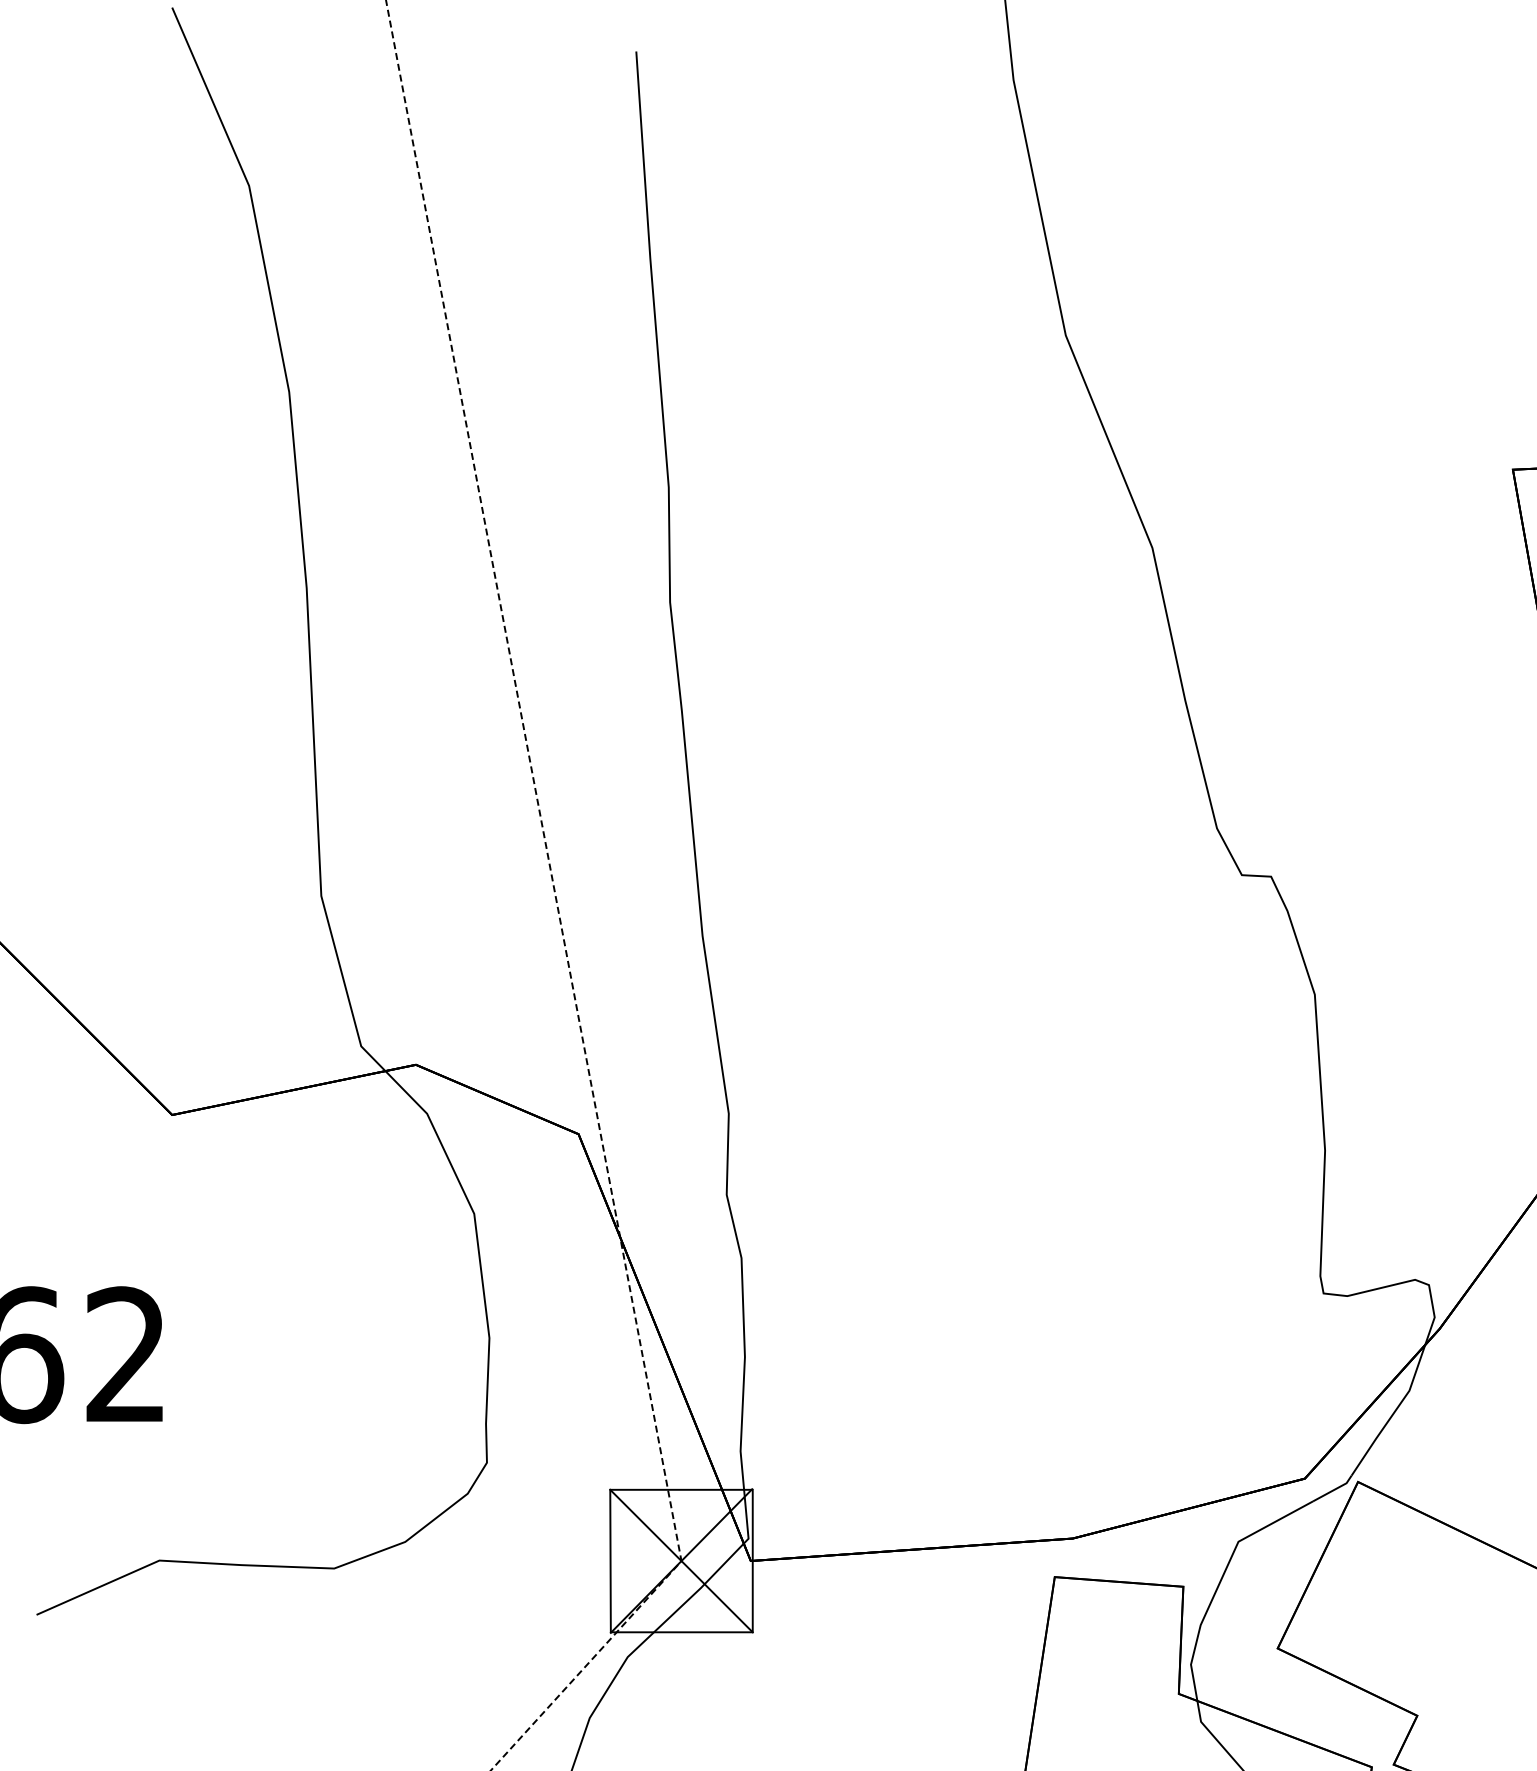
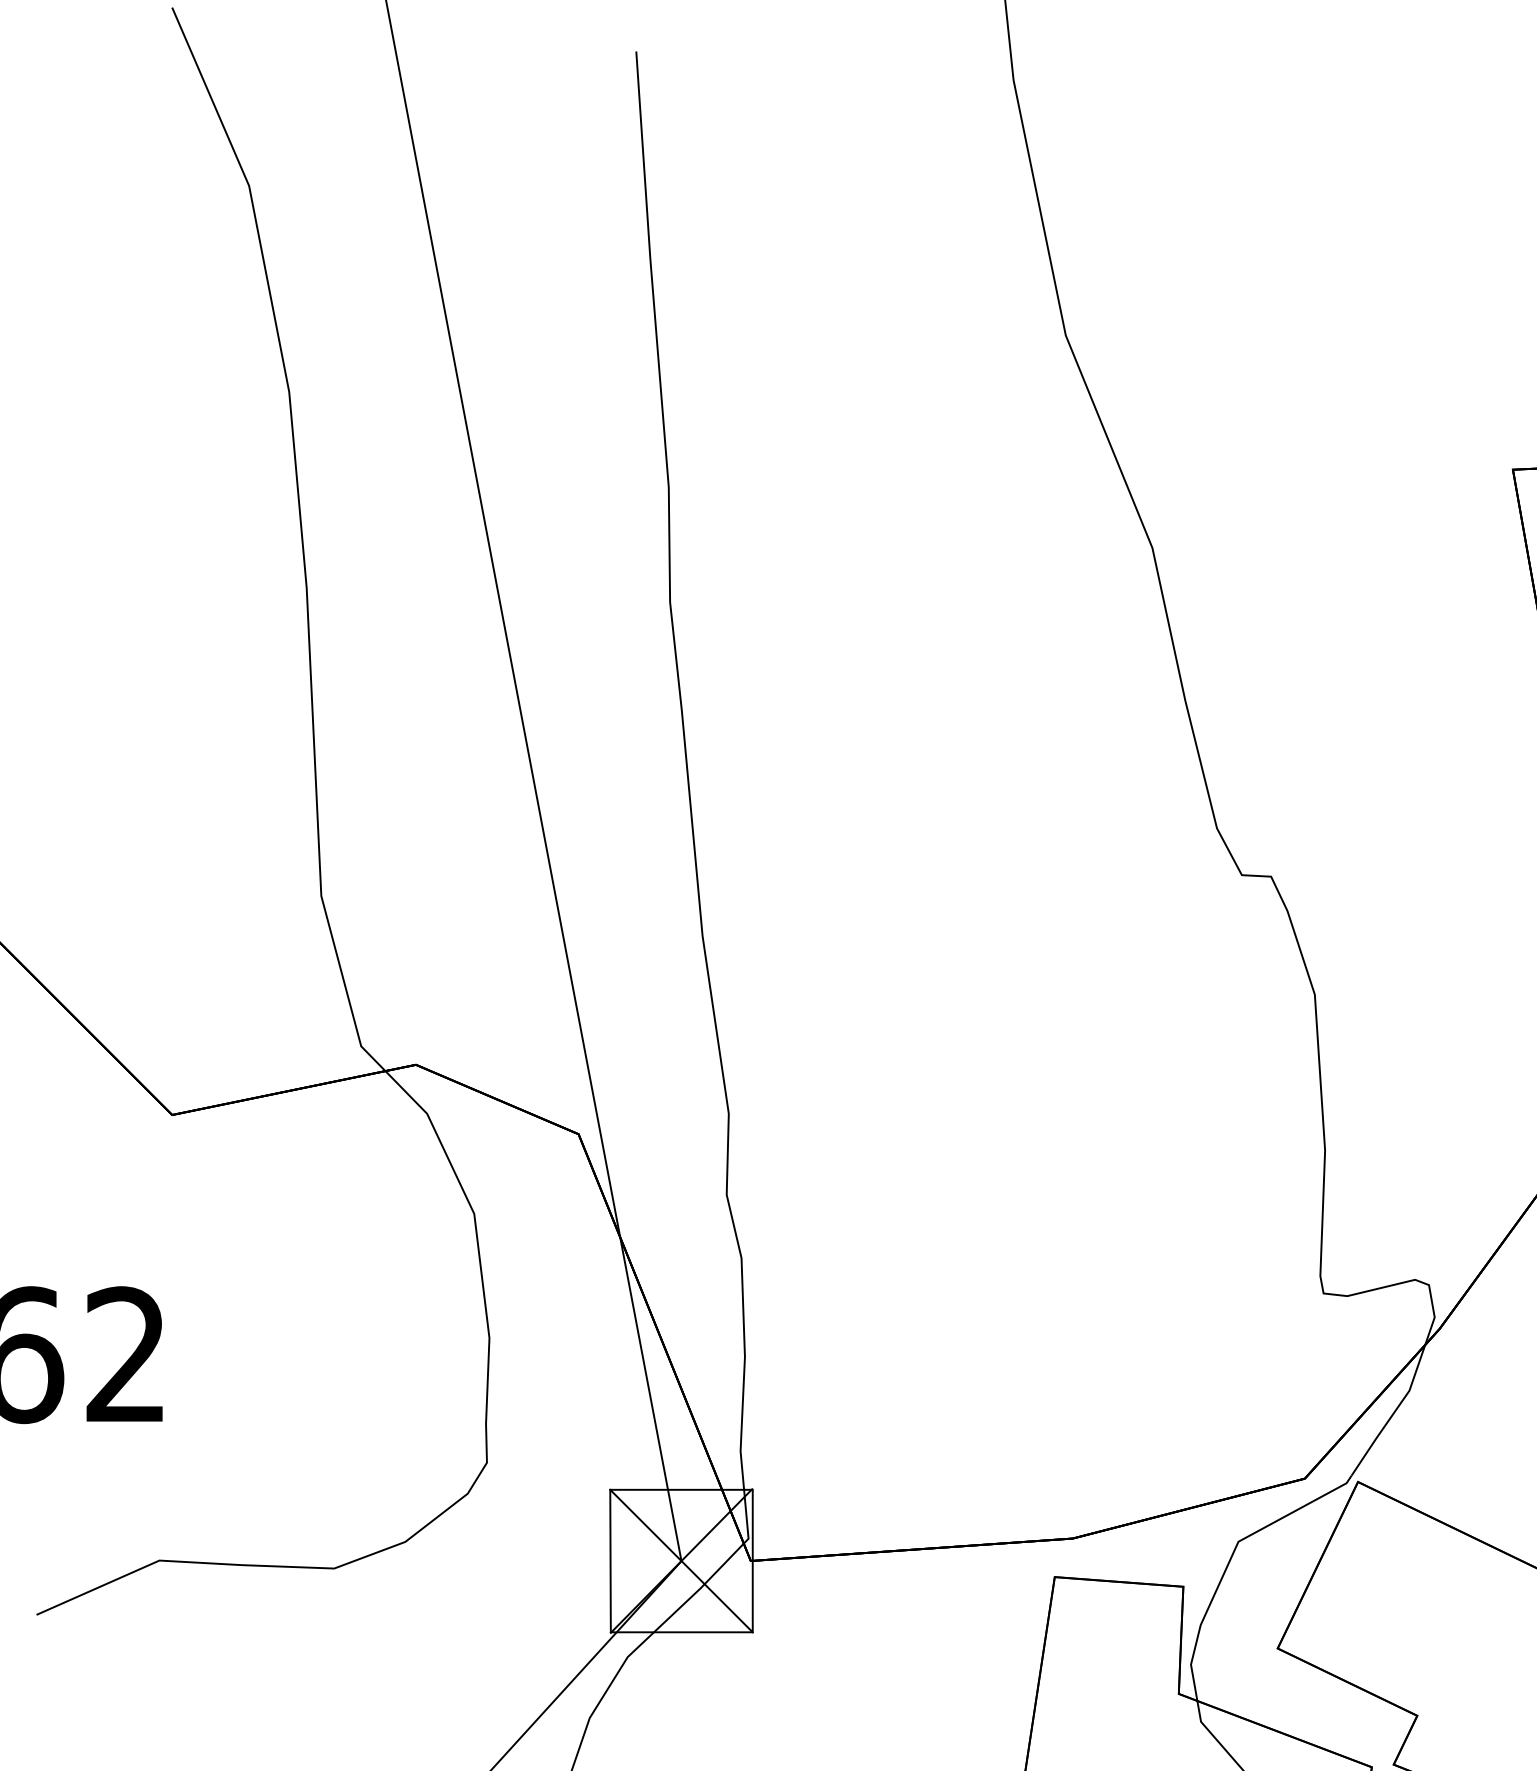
line: dashed -> solid (560, 920)
